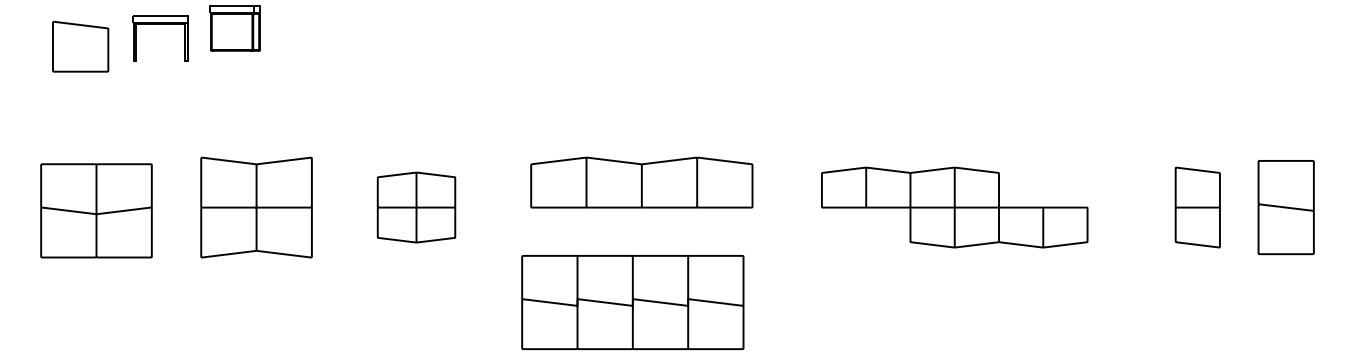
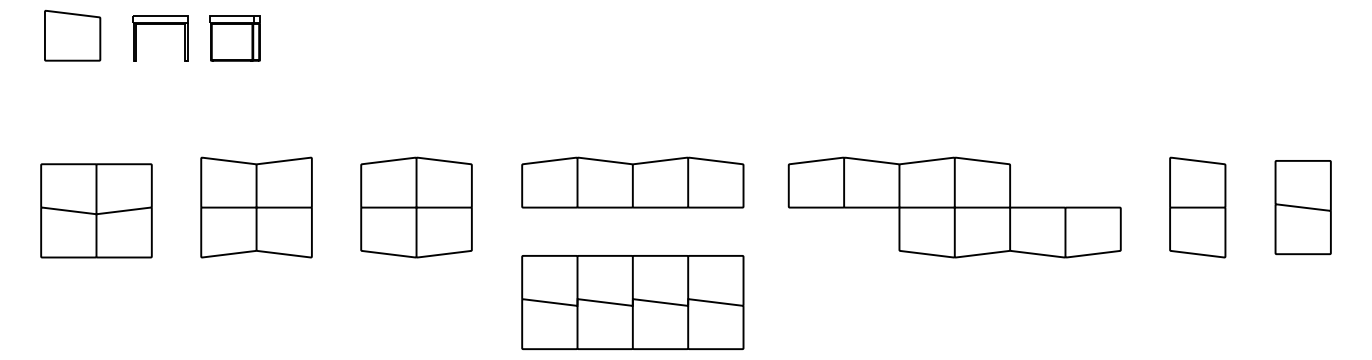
part position: (234, 28) -> (234, 38) (234, 38)
part position: (80, 46) -> (72, 35) (72, 35)
part position: (641, 182) -> (632, 182) (632, 182)
part size: 81x73 px -> 113x103 px (416, 207)
part size: 268x83 px -> 335x103 px (954, 207)
part size: 47x83 px -> 58x103 px (1197, 207)
part position: (1285, 207) -> (1302, 207) (1302, 207)
